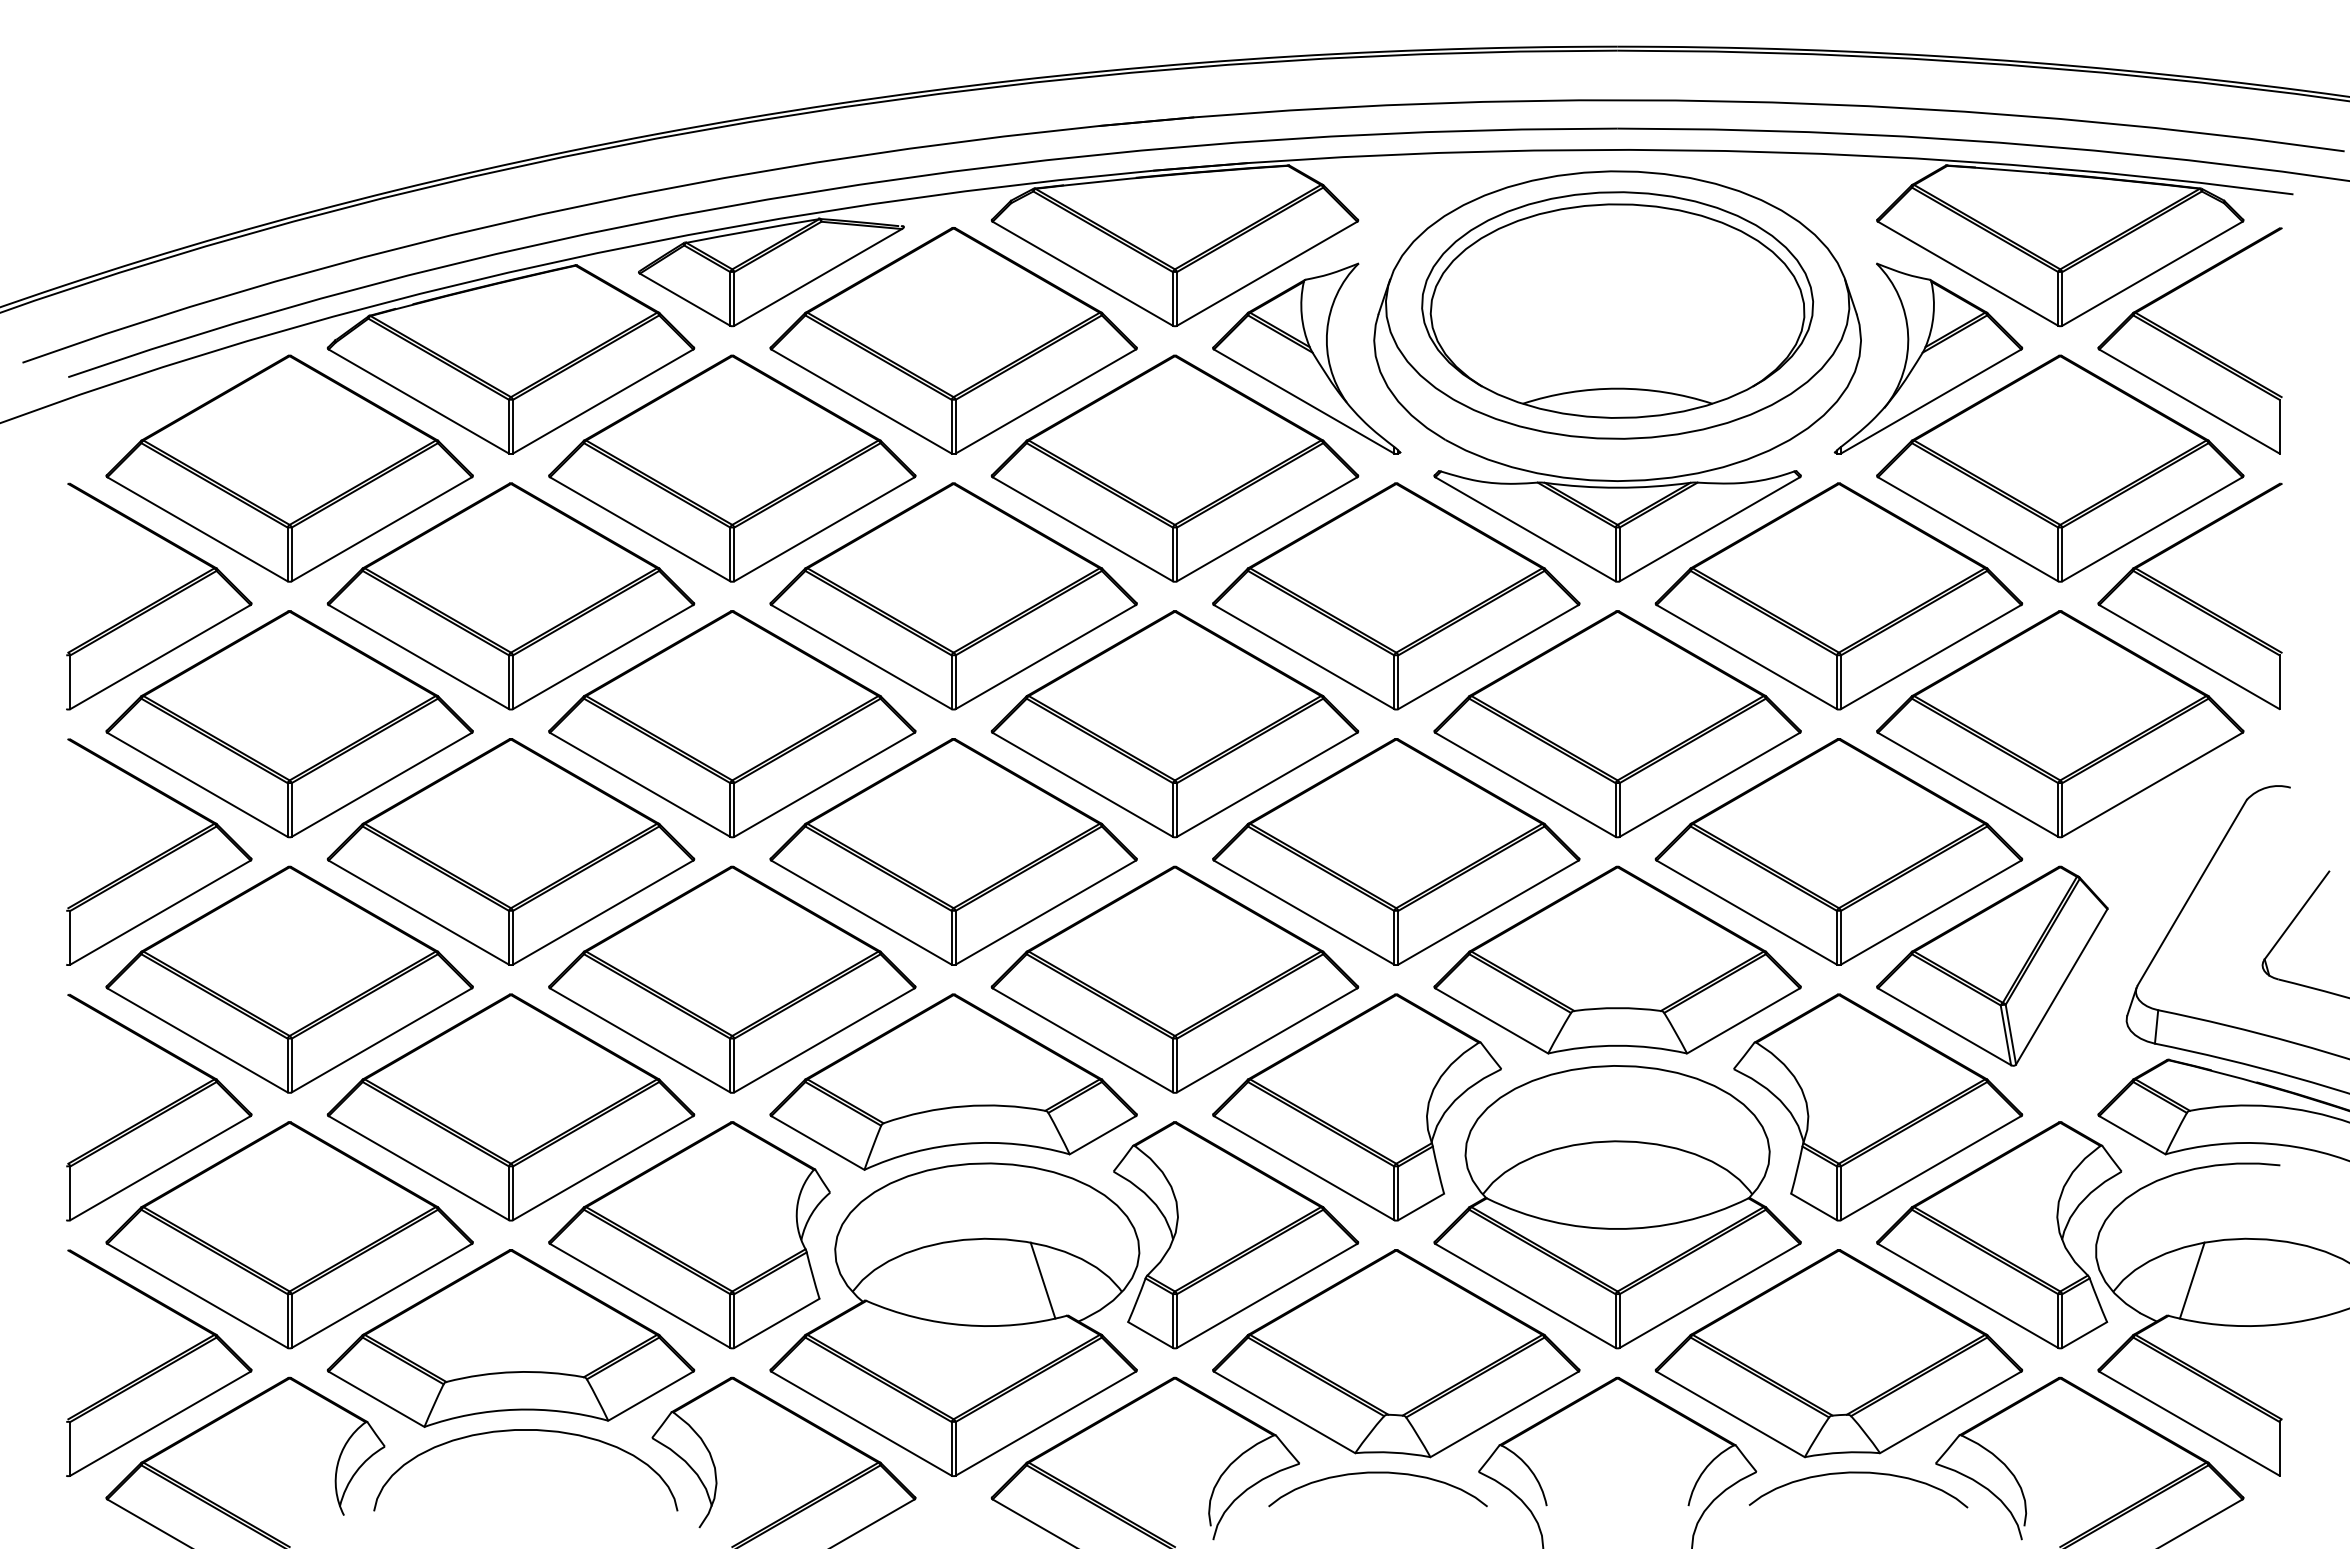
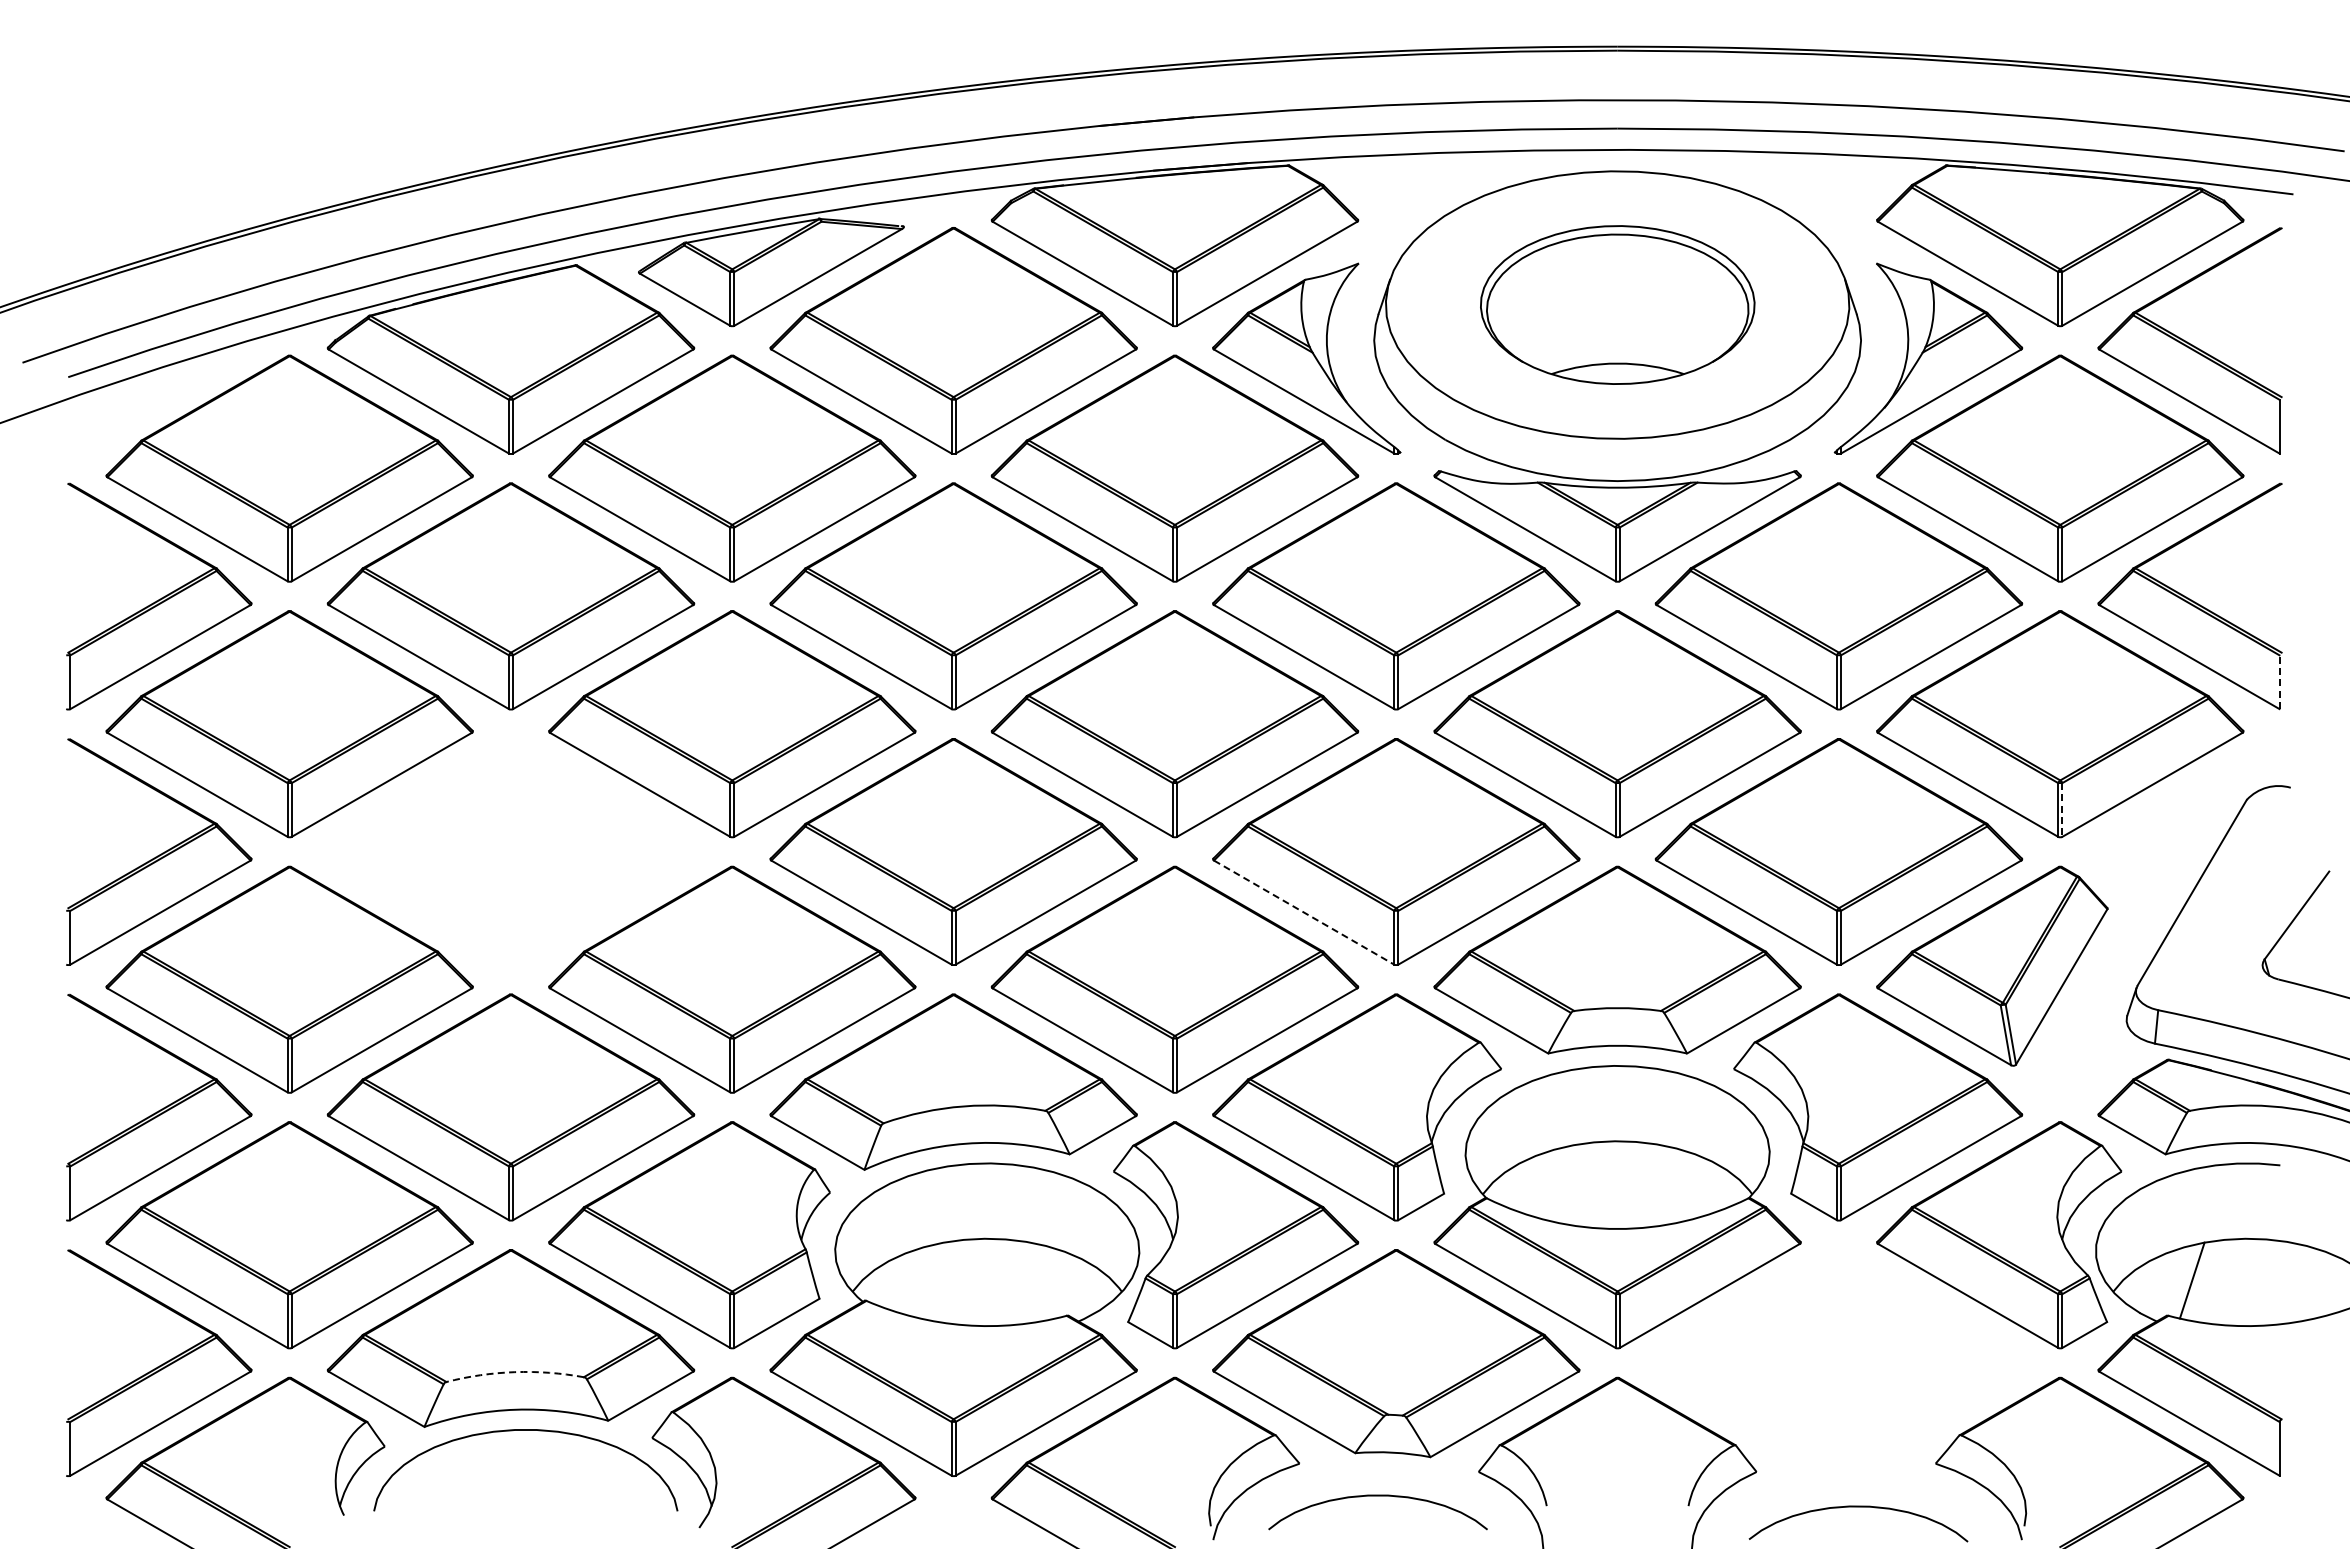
part size: 394x228 px -> 276x160 px (1617, 304)
line: solid -> dashed (2279, 682)
line: solid -> dashed (2062, 809)
part: present -> none (510, 851)
line: solid -> dashed (1304, 912)
line: present -> none (1042, 1280)
part: present -> none (1838, 1353)
arc: solid -> dashed (514, 1372)
curve position: (1377, 1473) -> (1377, 1496) (1377, 1496)
curve position: (1858, 1473) -> (1858, 1507) (1858, 1507)
